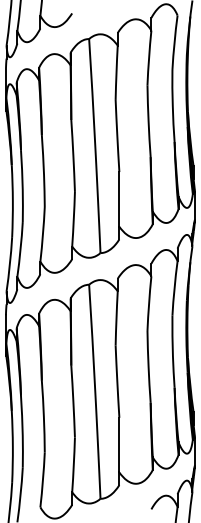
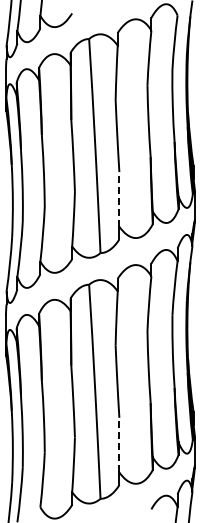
line: solid -> dashed (119, 198)
line: solid -> dashed (119, 444)
